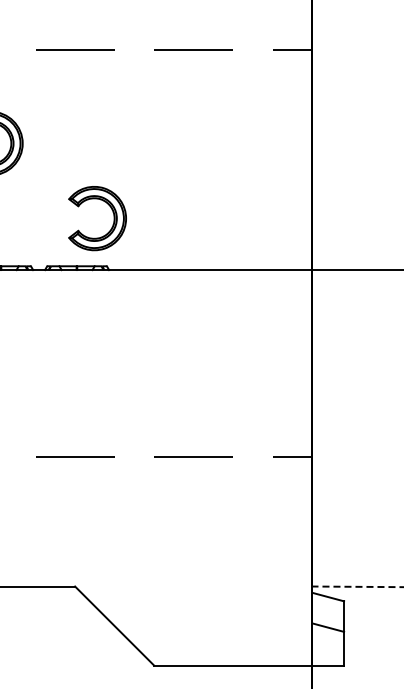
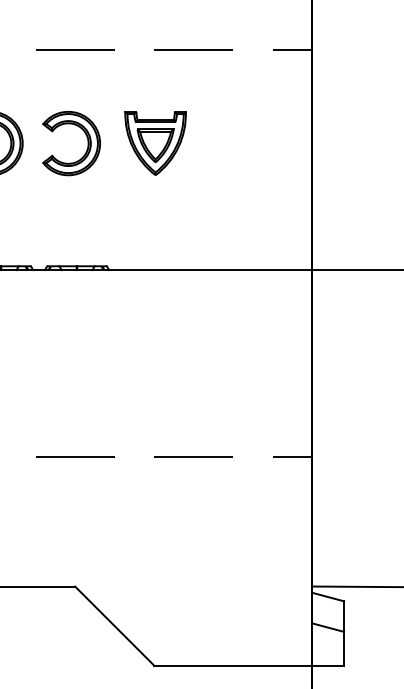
part: none -> present (155, 143)
part position: (113, 218) -> (87, 143) (87, 143)
line: dashed -> solid (357, 586)
